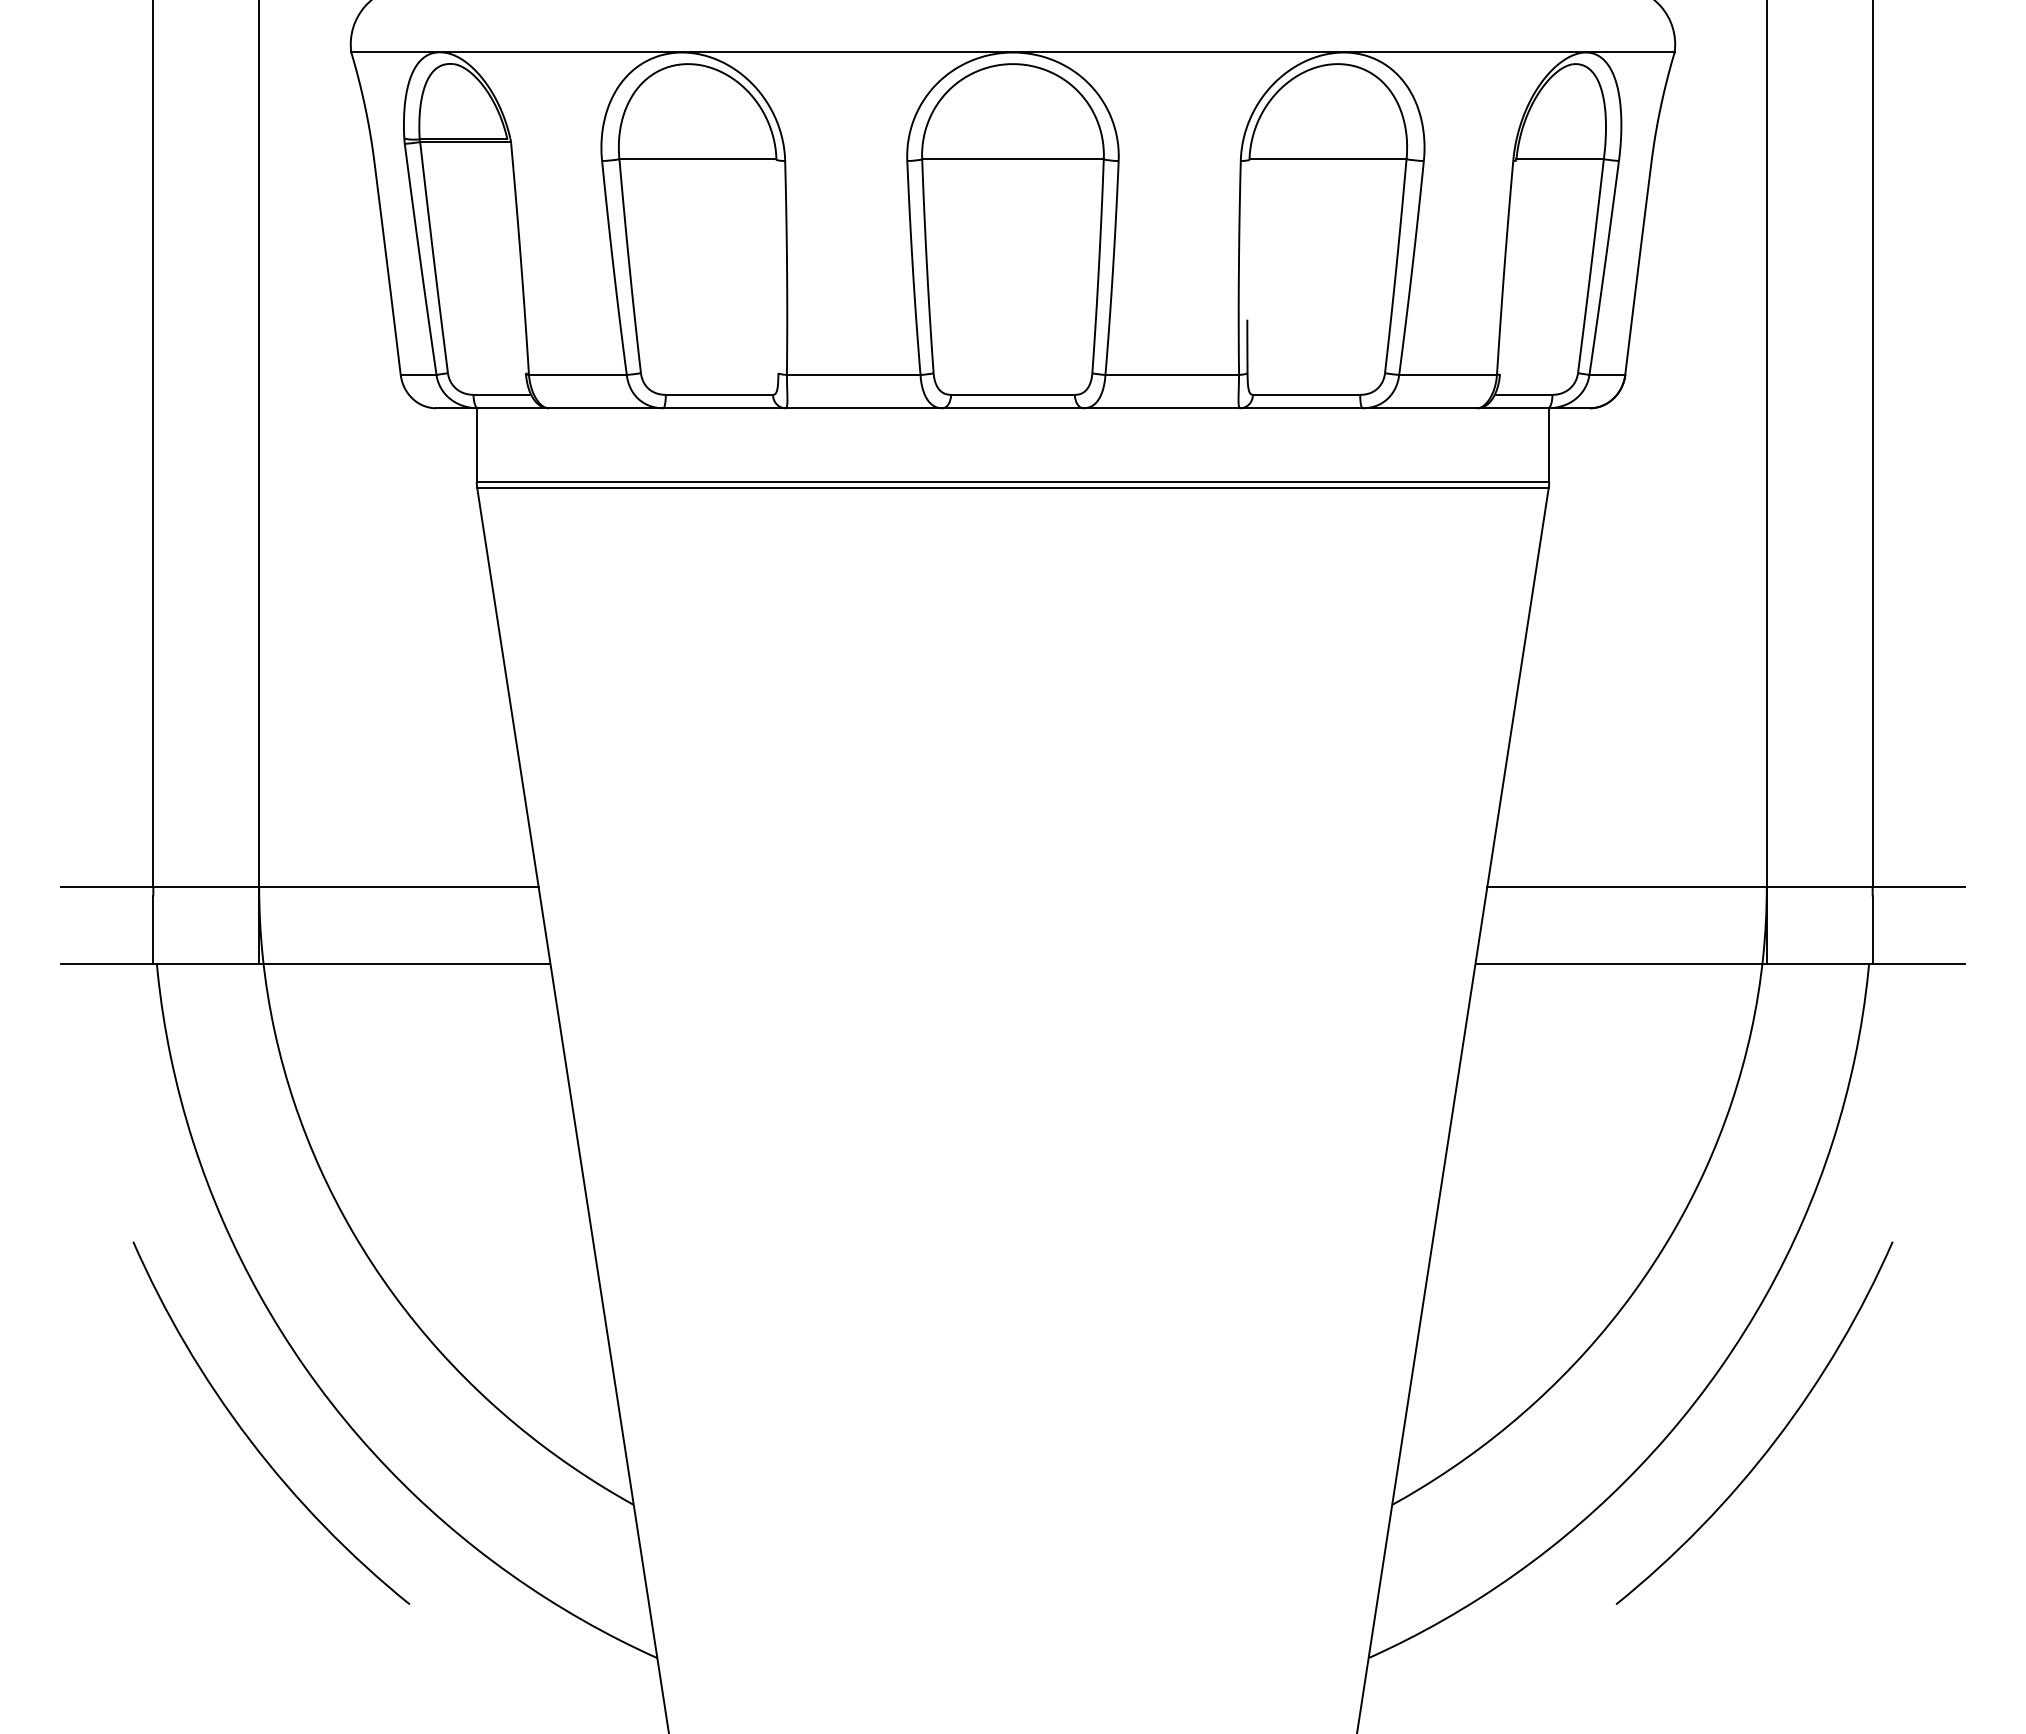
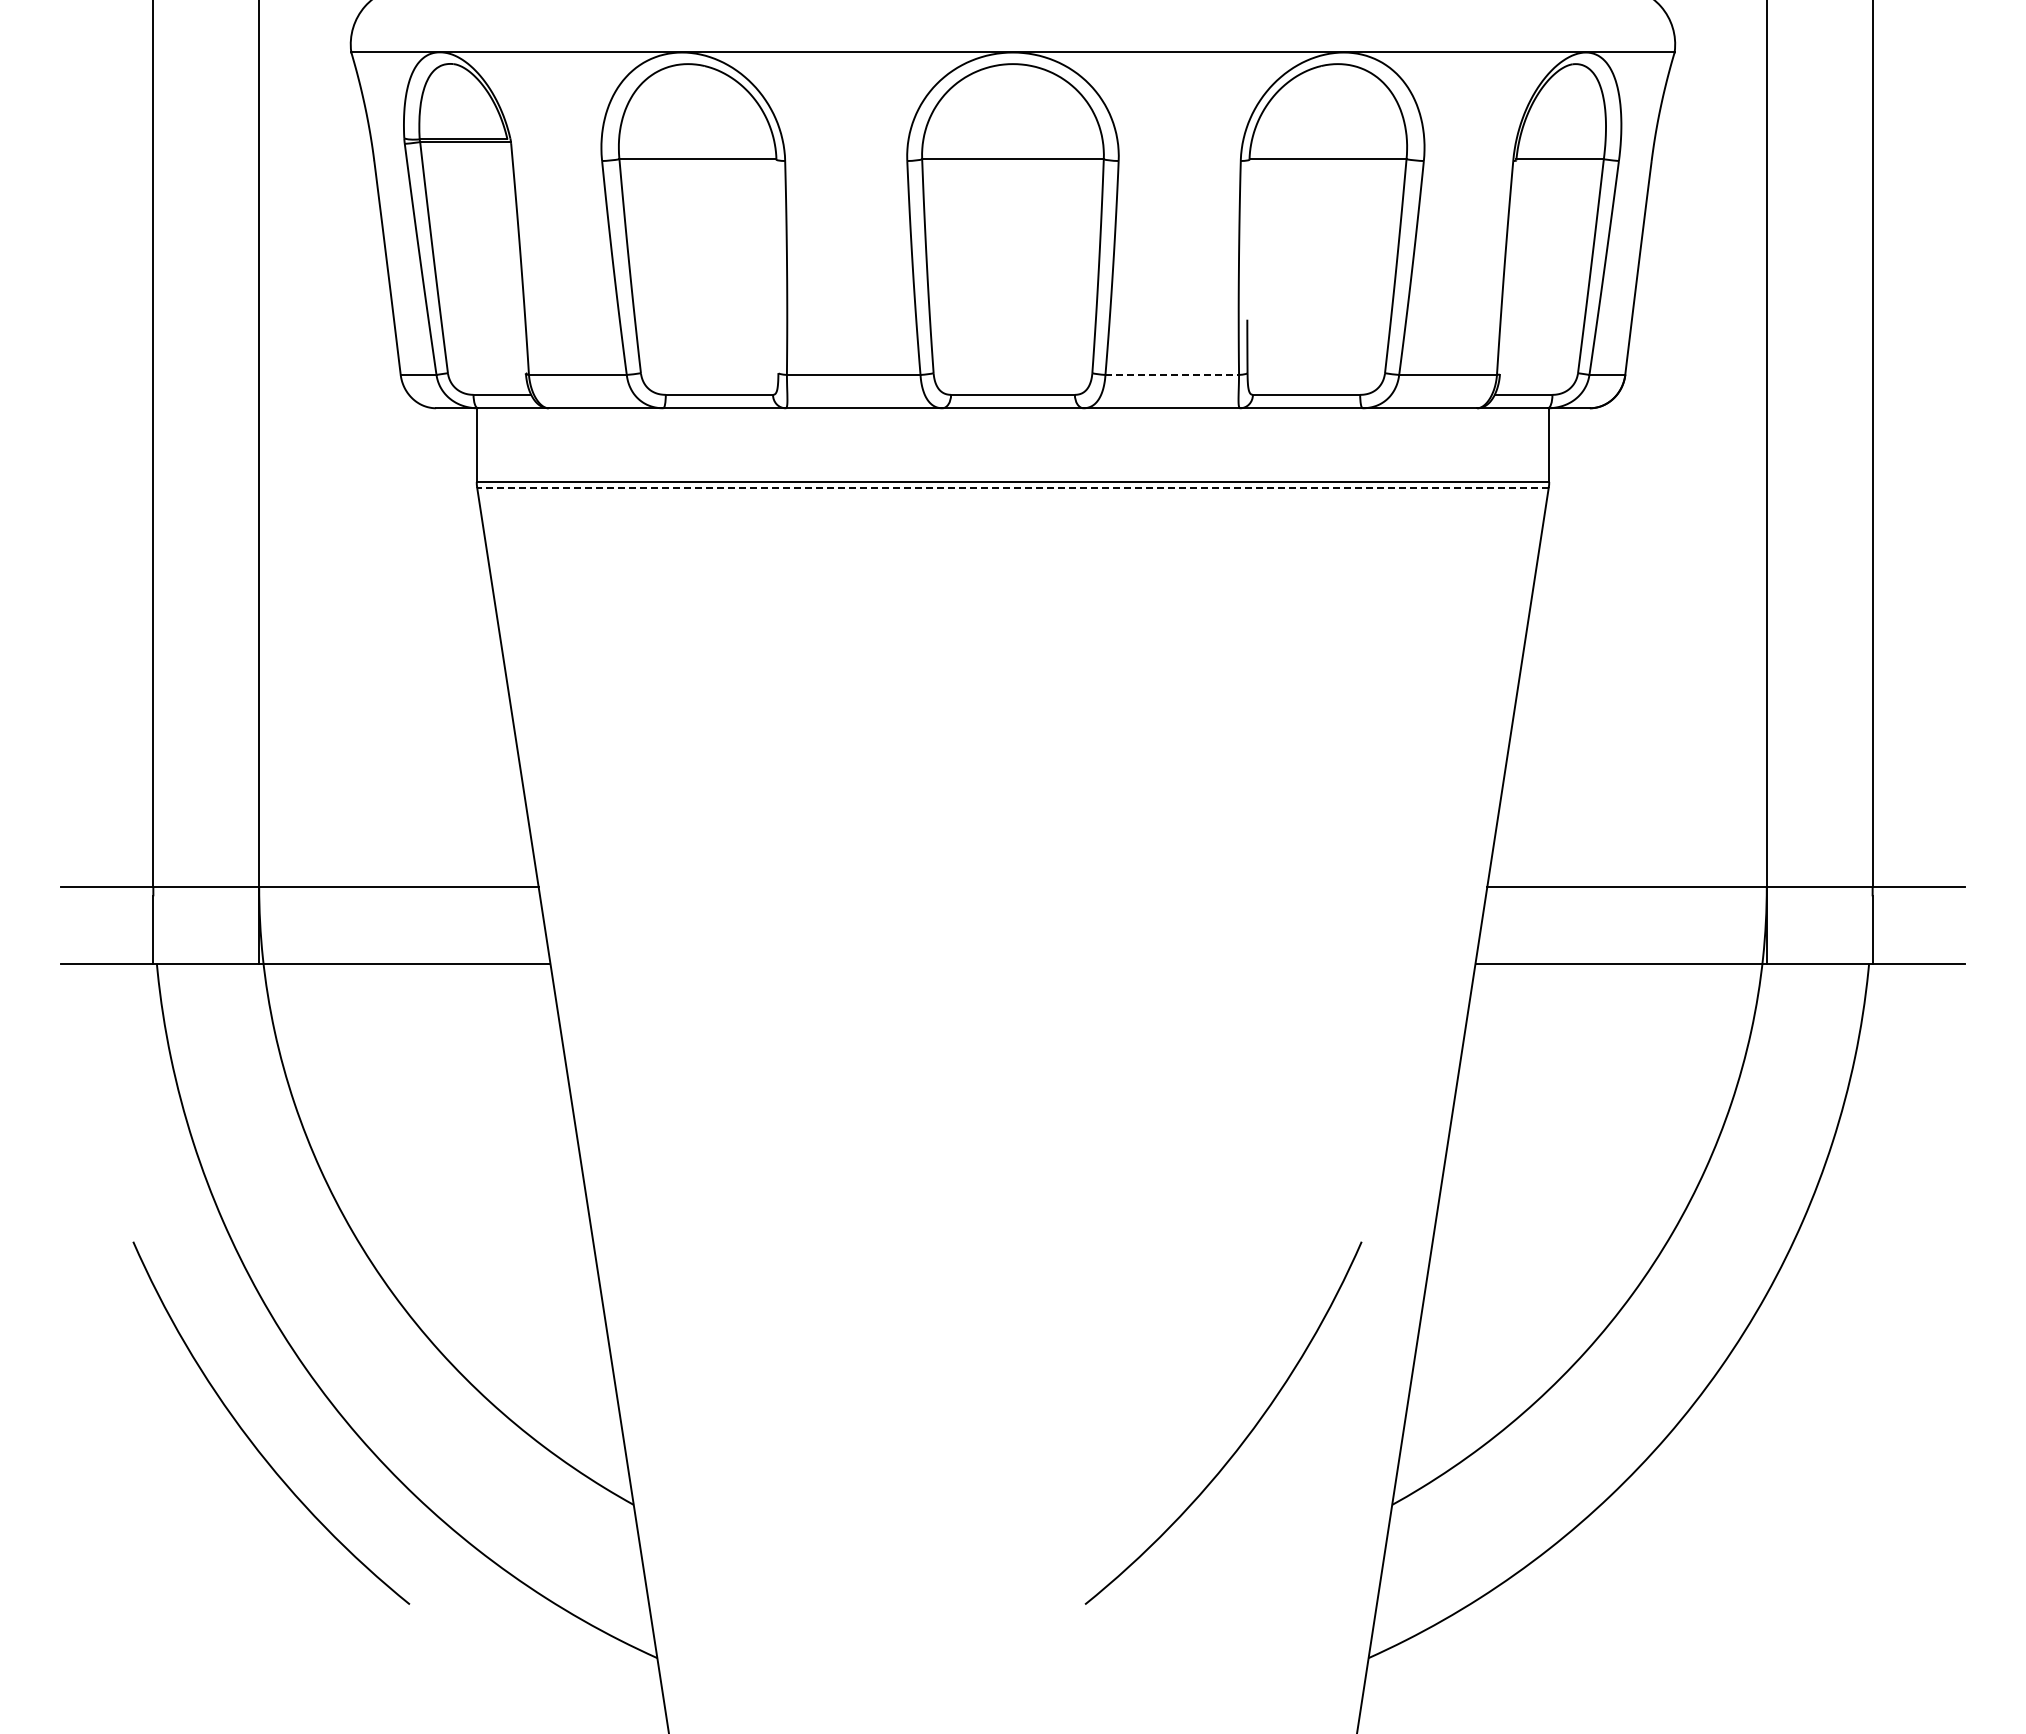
line: solid -> dashed (1172, 374)
line: solid -> dashed (1012, 487)
curve position: (1776, 1437) -> (1245, 1437) (1245, 1437)
